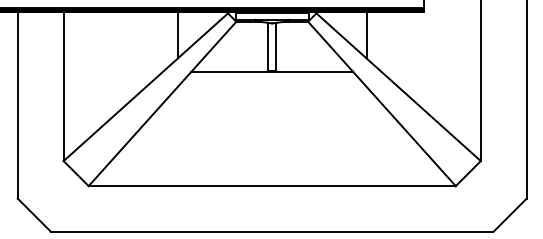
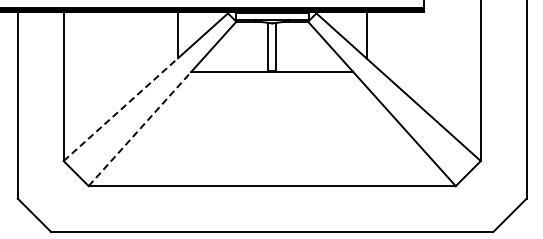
line: solid -> dashed (120, 109)
line: solid -> dashed (140, 128)
